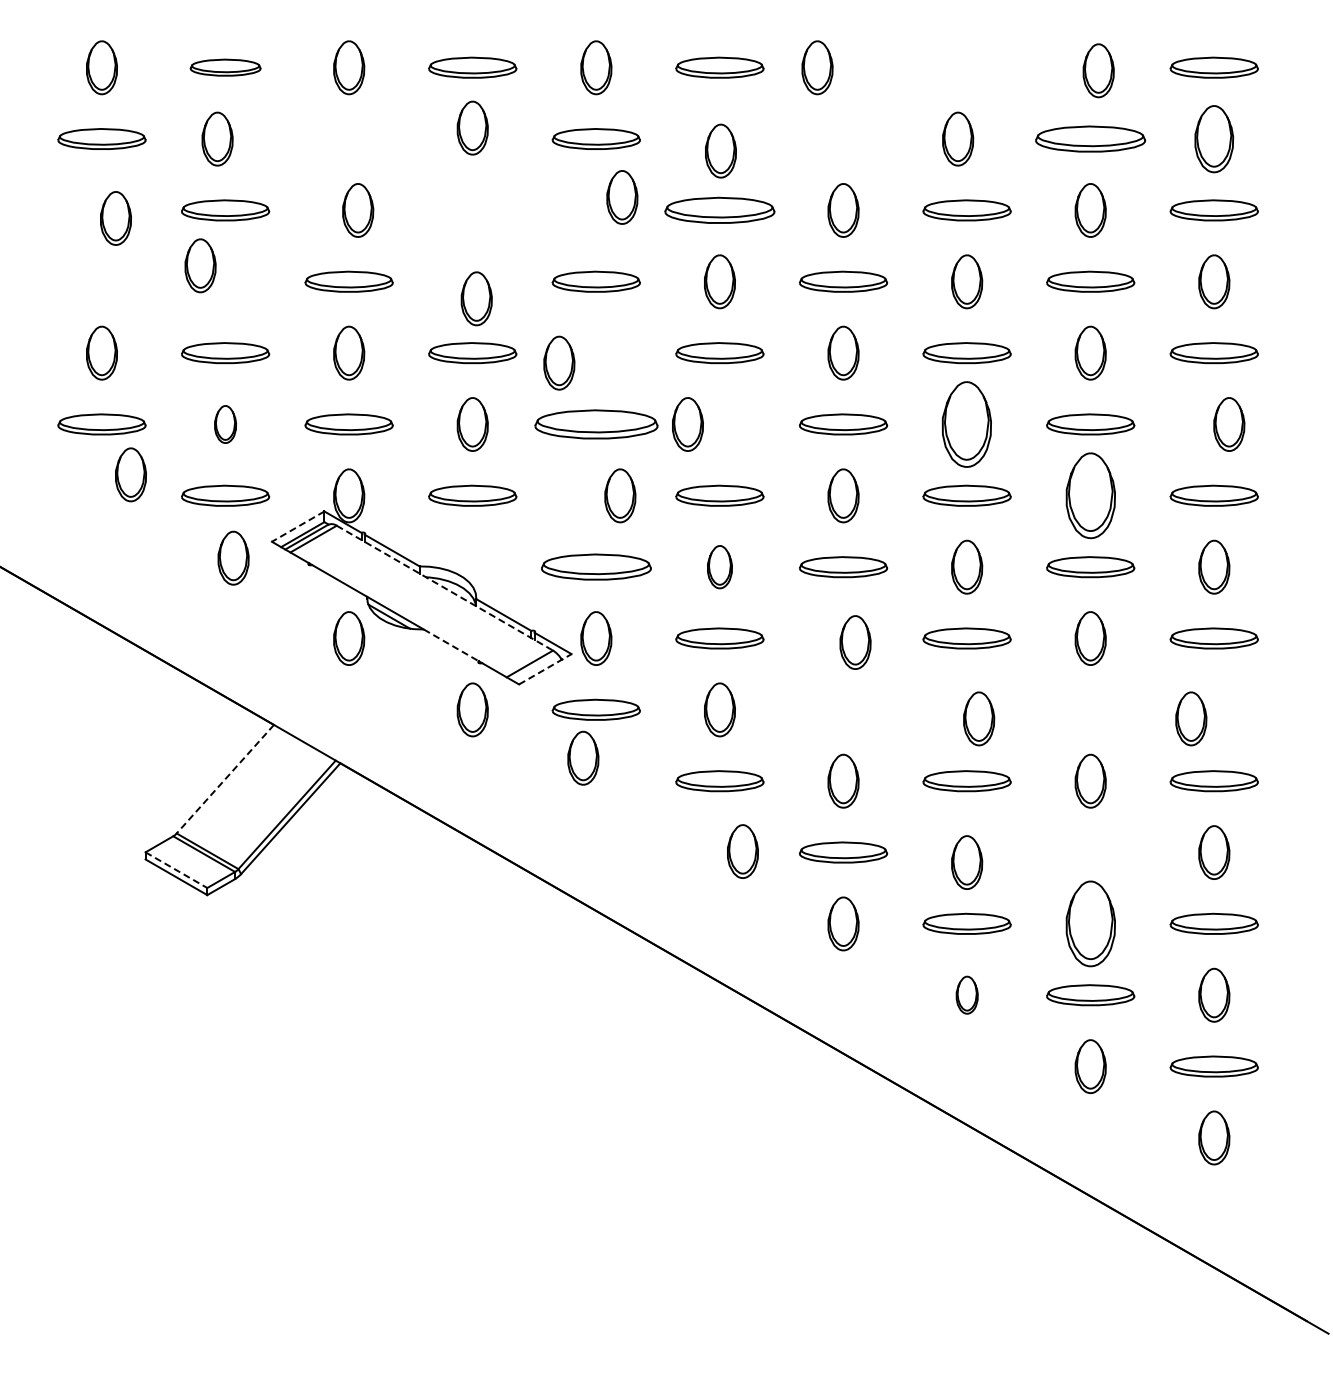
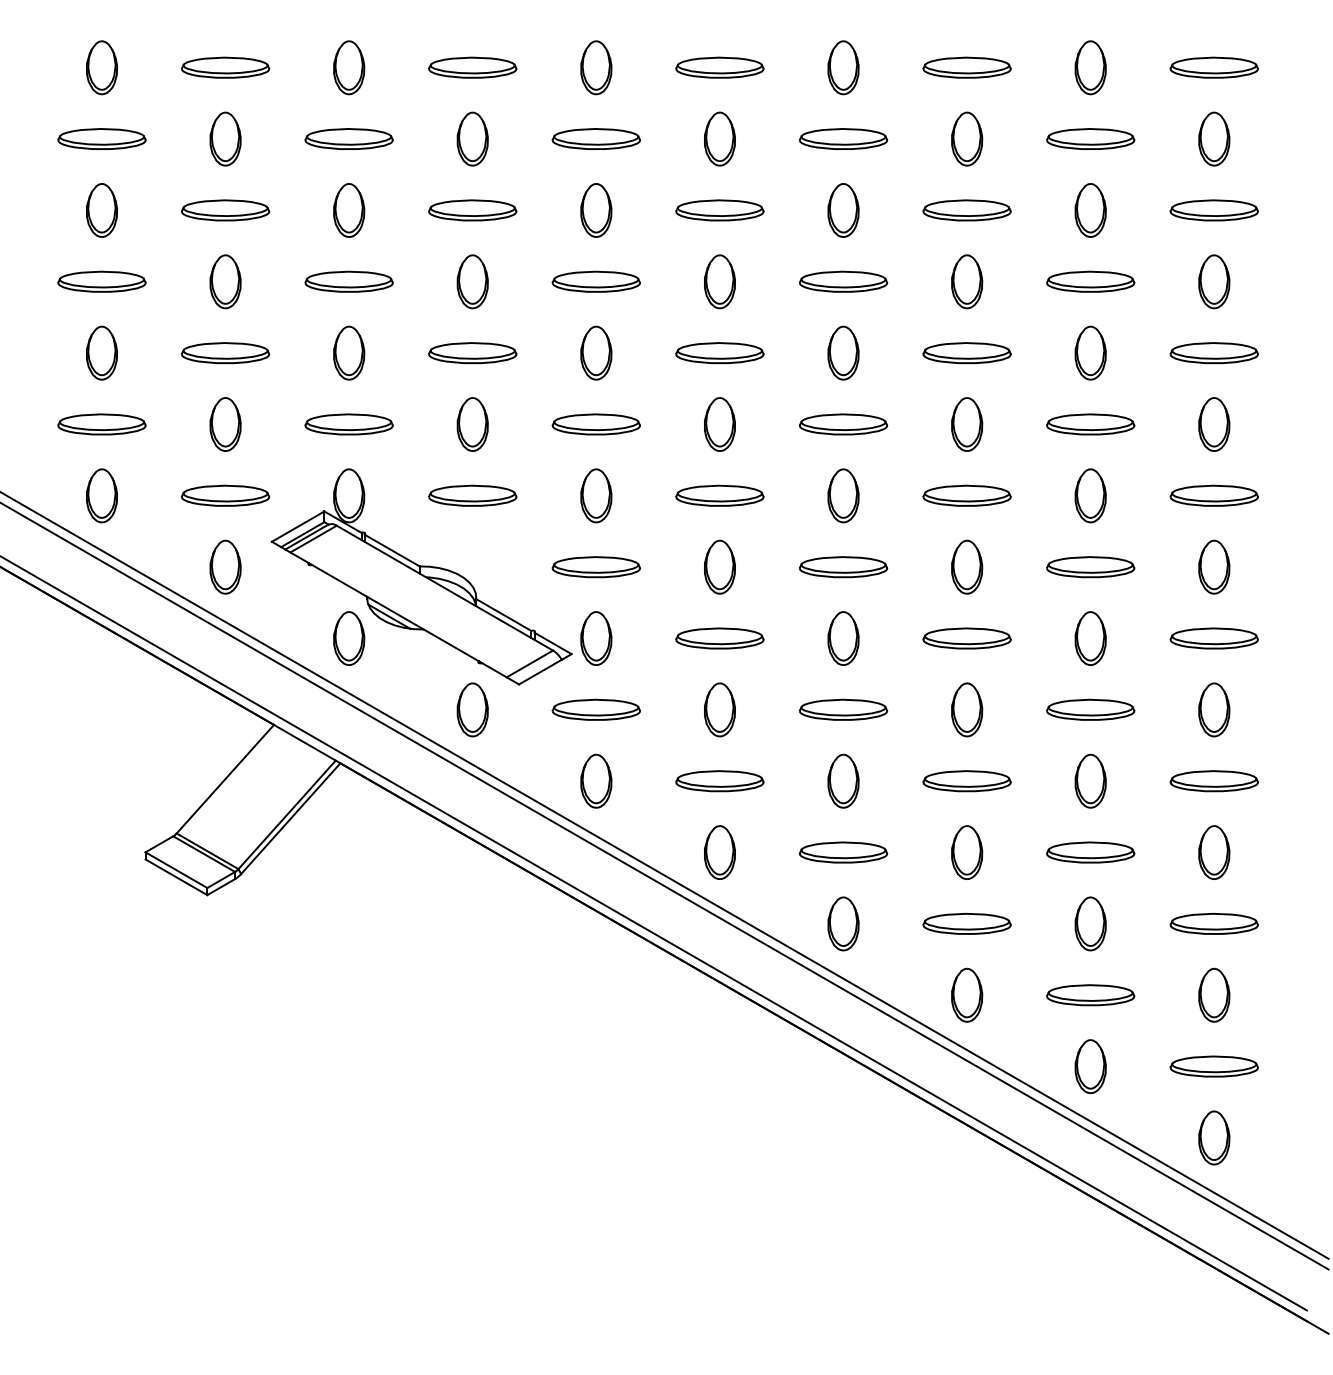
part size: 73x19 px -> 90x23 px (225, 67)
part position: (817, 67) -> (843, 67) (843, 67)
part: none -> present (966, 67)
part position: (1098, 70) -> (1090, 67) (1090, 67)
part position: (472, 127) -> (472, 138) (472, 138)
part position: (217, 138) -> (225, 138) (225, 138)
part: none -> present (348, 138)
part: none -> present (843, 138)
part position: (958, 138) -> (967, 138) (967, 138)
part size: 112x28 px -> 90x22 px (1090, 138)
part size: 41x69 px -> 33x56 px (1214, 138)
part position: (720, 150) -> (719, 138) (719, 138)
part position: (622, 197) -> (596, 210) (596, 210)
part size: 112x28 px -> 90x23 px (719, 210)
part position: (358, 210) -> (349, 210) (349, 210)
part: none -> present (472, 210)
part position: (115, 218) -> (101, 210) (101, 210)
part position: (200, 265) -> (225, 281) (225, 281)
part: none -> present (101, 281)
part position: (476, 298) -> (472, 281) (472, 281)
part position: (559, 362) -> (596, 352) (596, 352)
part size: 23x39 px -> 33x55 px (225, 424)
part size: 125x31 px -> 90x23 px (595, 424)
part position: (687, 424) -> (719, 424) (719, 424)
part size: 51x87 px -> 33x55 px (967, 424)
part position: (1229, 424) -> (1214, 424) (1214, 424)
part position: (130, 474) -> (101, 495) (101, 495)
part position: (620, 495) -> (596, 495) (596, 495)
part size: 51x88 px -> 33x56 px (1090, 495)
line: dashed -> solid (297, 526)
part position: (233, 557) -> (225, 566) (225, 566)
part size: 111x28 px -> 90x23 px (595, 567)
part size: 26x45 px -> 32x56 px (719, 566)
line: dashed -> solid (444, 588)
part position: (855, 642) -> (843, 638) (843, 638)
line: dashed -> solid (451, 645)
line: dashed -> solid (545, 669)
part: none -> present (843, 709)
part: none -> present (1090, 709)
part position: (979, 718) -> (967, 709) (967, 709)
part position: (1191, 718) -> (1214, 709) (1214, 709)
part position: (583, 757) -> (596, 780) (596, 780)
line: dashed -> solid (225, 779)
part position: (742, 851) -> (719, 852) (719, 852)
part: none -> present (1090, 852)
part position: (967, 862) -> (967, 852) (967, 852)
line: dashed -> solid (176, 870)
line: none -> present (665, 875)
line: none -> present (665, 886)
part size: 51x88 px -> 33x56 px (1090, 923)
line: none -> present (654, 933)
part size: 24x40 px -> 33x56 px (967, 994)
